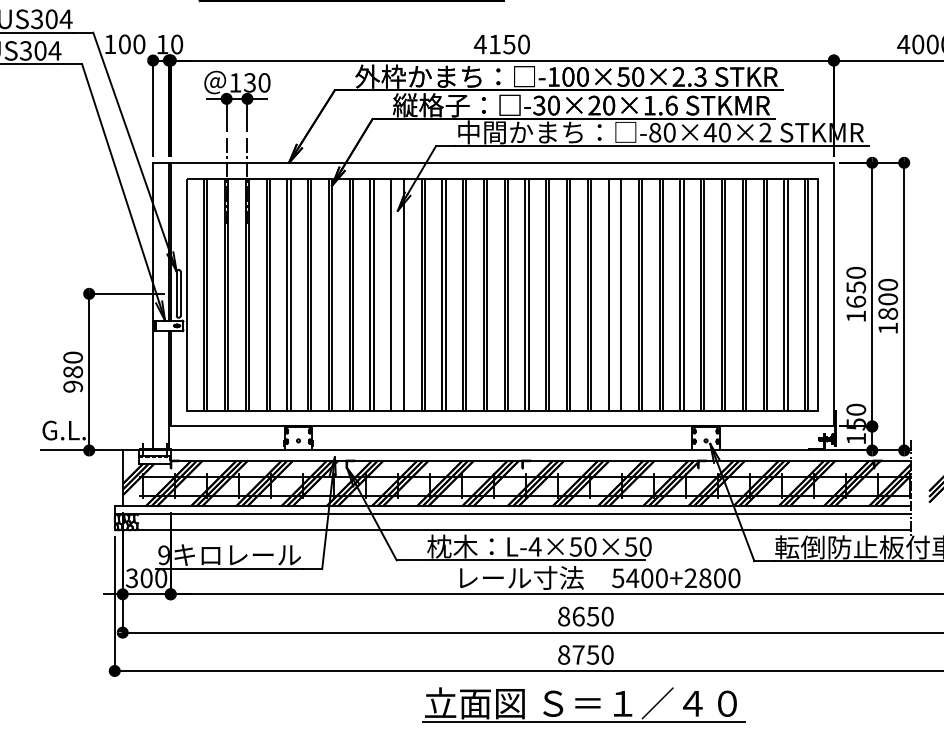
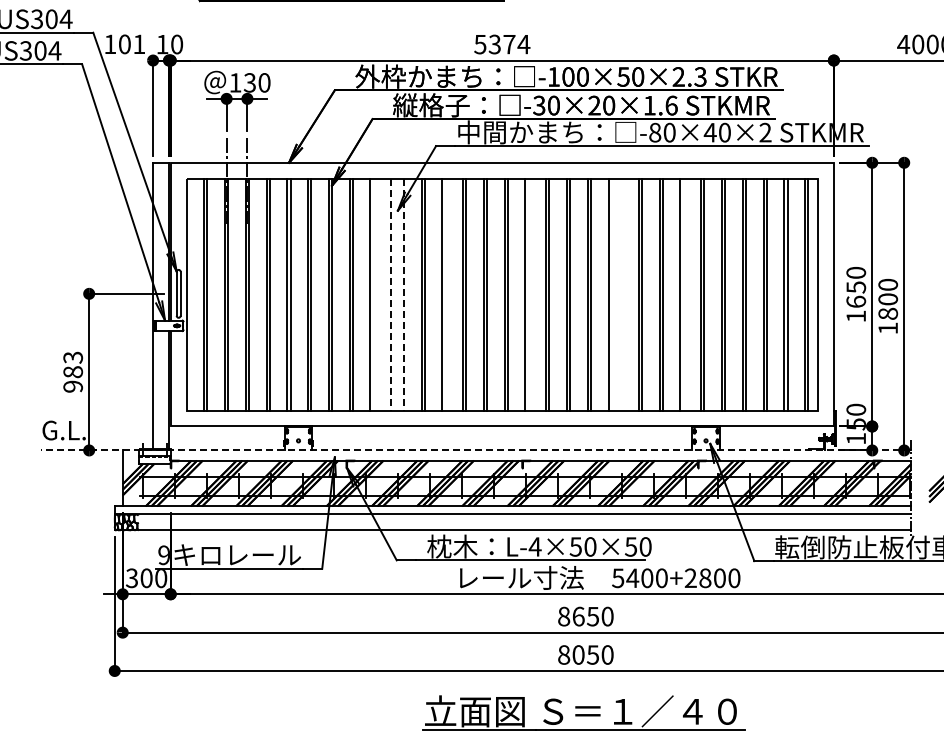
text: 100 -> 101 (139, 44)
text: 4150 -> 5374 (501, 44)
line: present -> none (373, 294)
line: solid -> dashed (391, 294)
line: solid -> dashed (404, 294)
line: present -> none (445, 294)
line: present -> none (528, 294)
line: present -> none (621, 294)
line: present -> none (683, 294)
text: 980 -> 983 (72, 357)
line: solid -> dashed (475, 450)
text: 8750 -> 8050 (578, 654)
part position: (583, 704) -> (583, 712) (583, 712)
